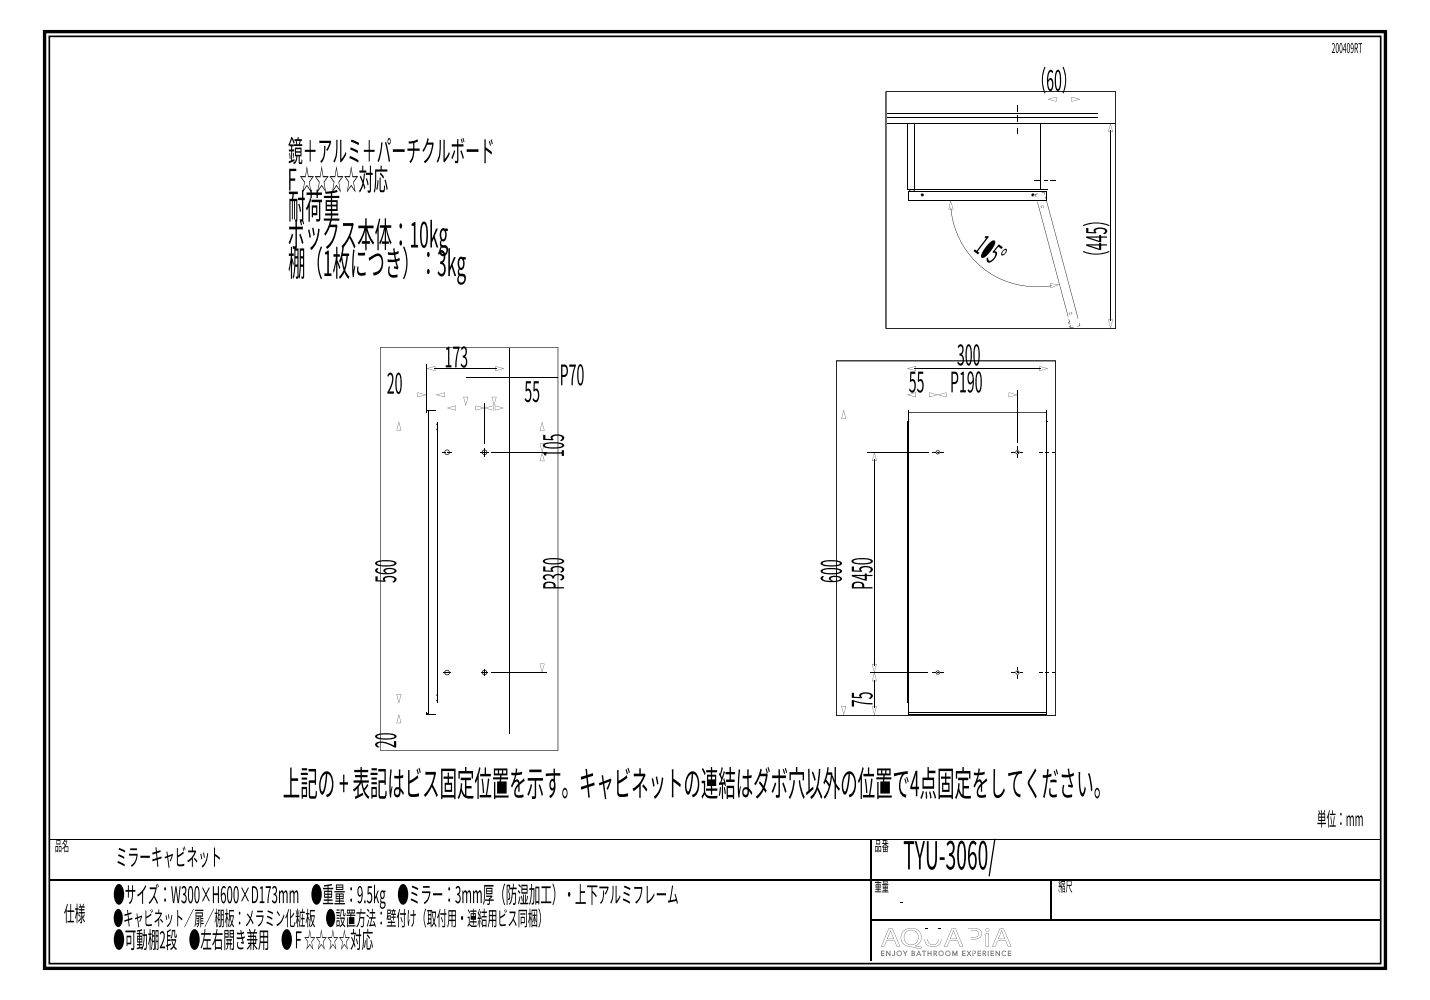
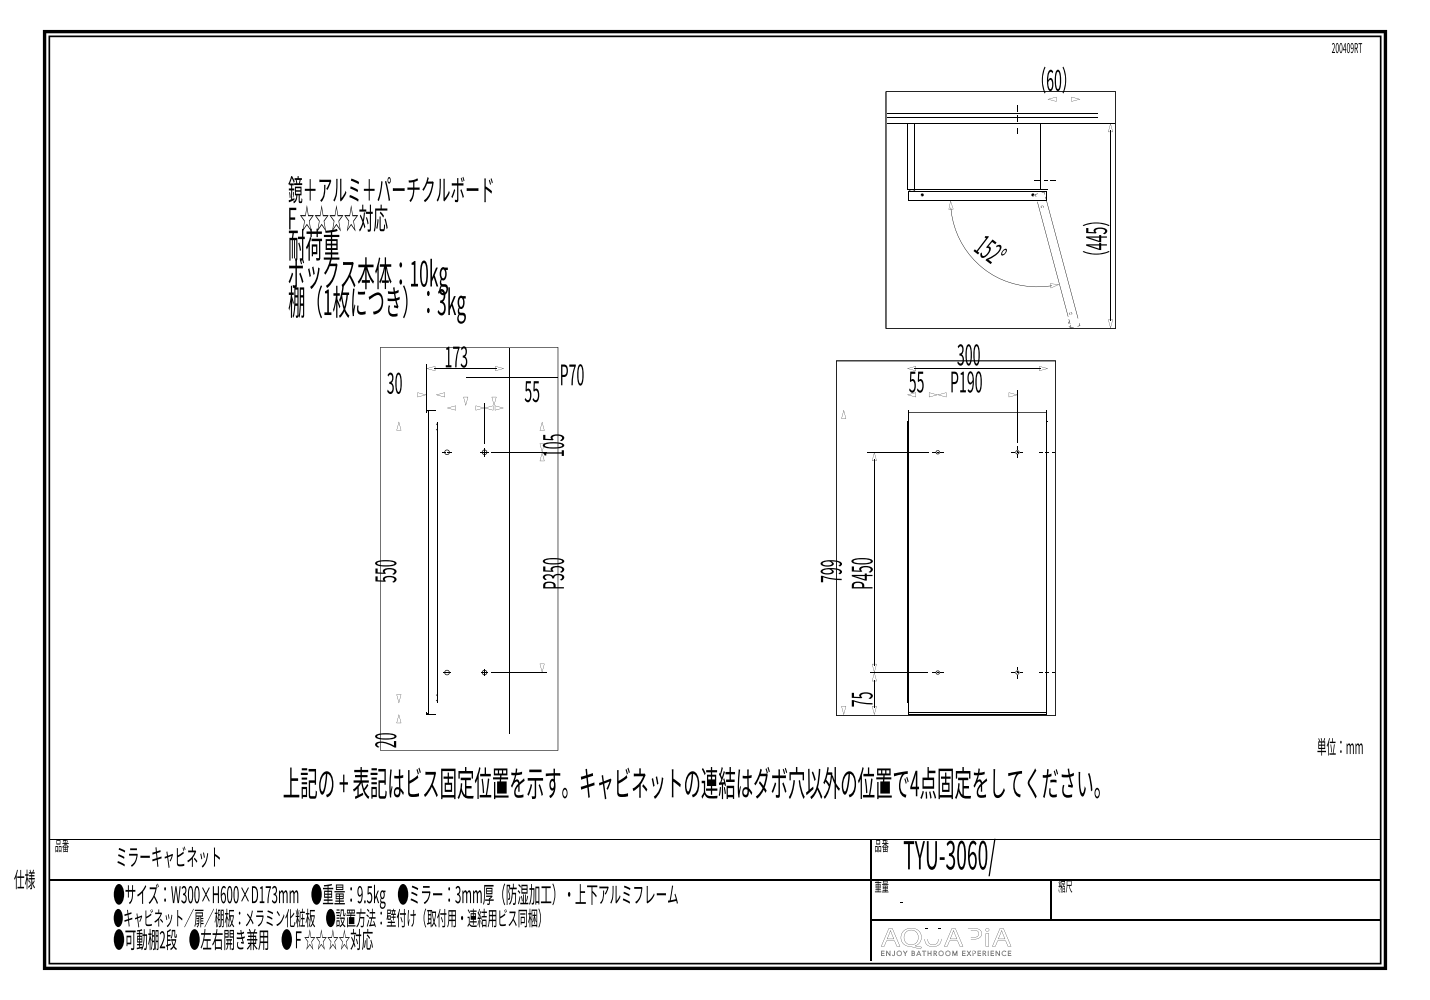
text position: (390, 210) -> (390, 249) (390, 249)
text: 105° -> 152° (991, 251)
text: 20 -> 30 (390, 383)
text: 560 -> 550 (385, 570)
text: 600 -> 799 (830, 571)
text position: (1339, 818) -> (1339, 746) (1339, 746)
text: 品名 -> 品番 (65, 846)
text position: (74, 913) -> (24, 879) (24, 879)
